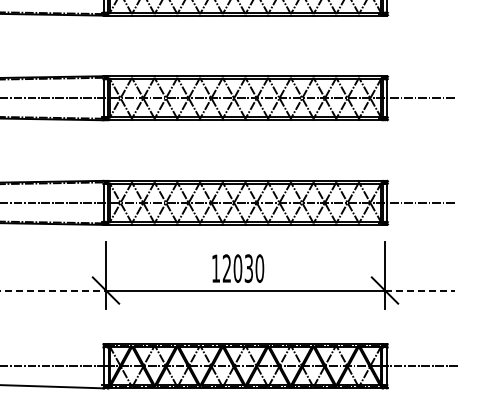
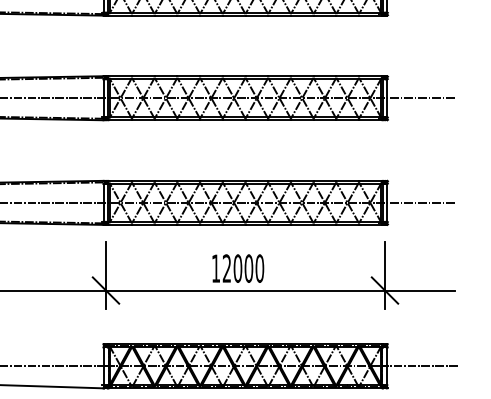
text: 12030 -> 12000 (248, 268)
line: dashed -> solid (53, 290)
line: dashed -> solid (419, 290)
